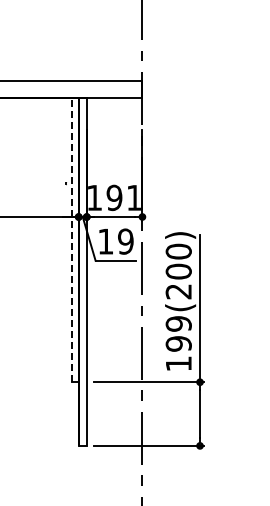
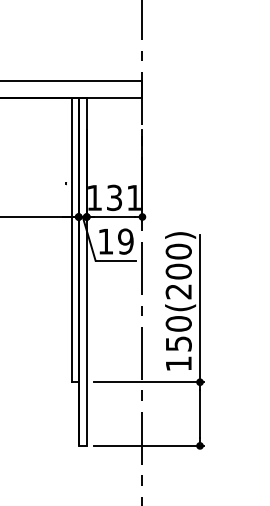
text: 191 -> 131 (114, 197)
line: dashed -> solid (71, 239)
text: 199(200) -> 150(200) (178, 333)
